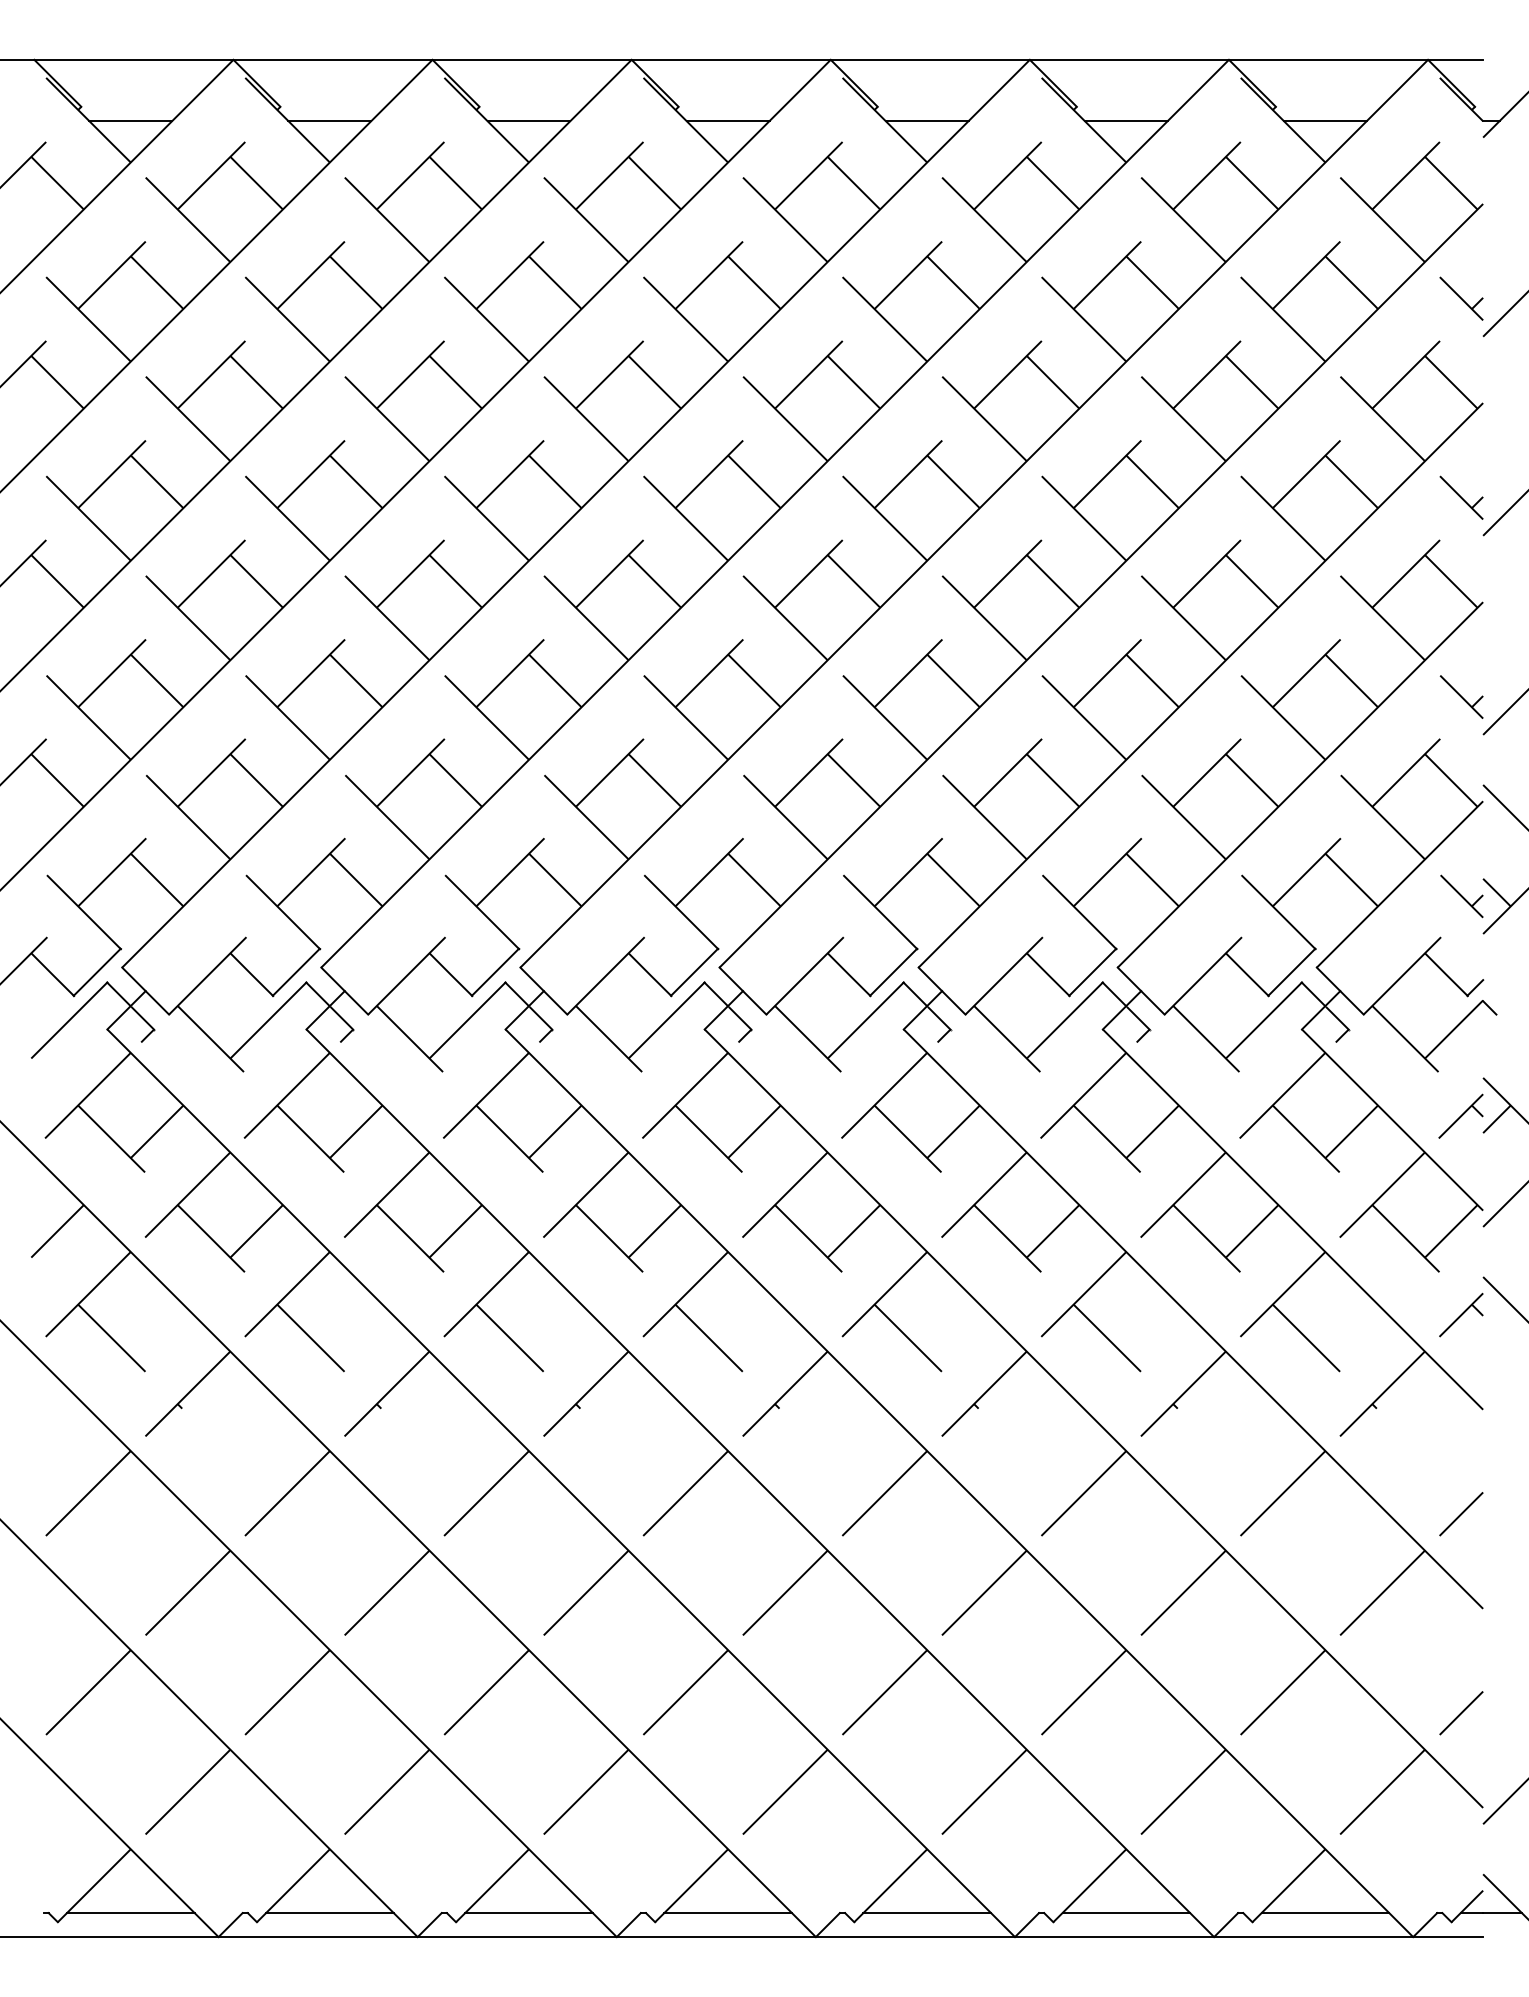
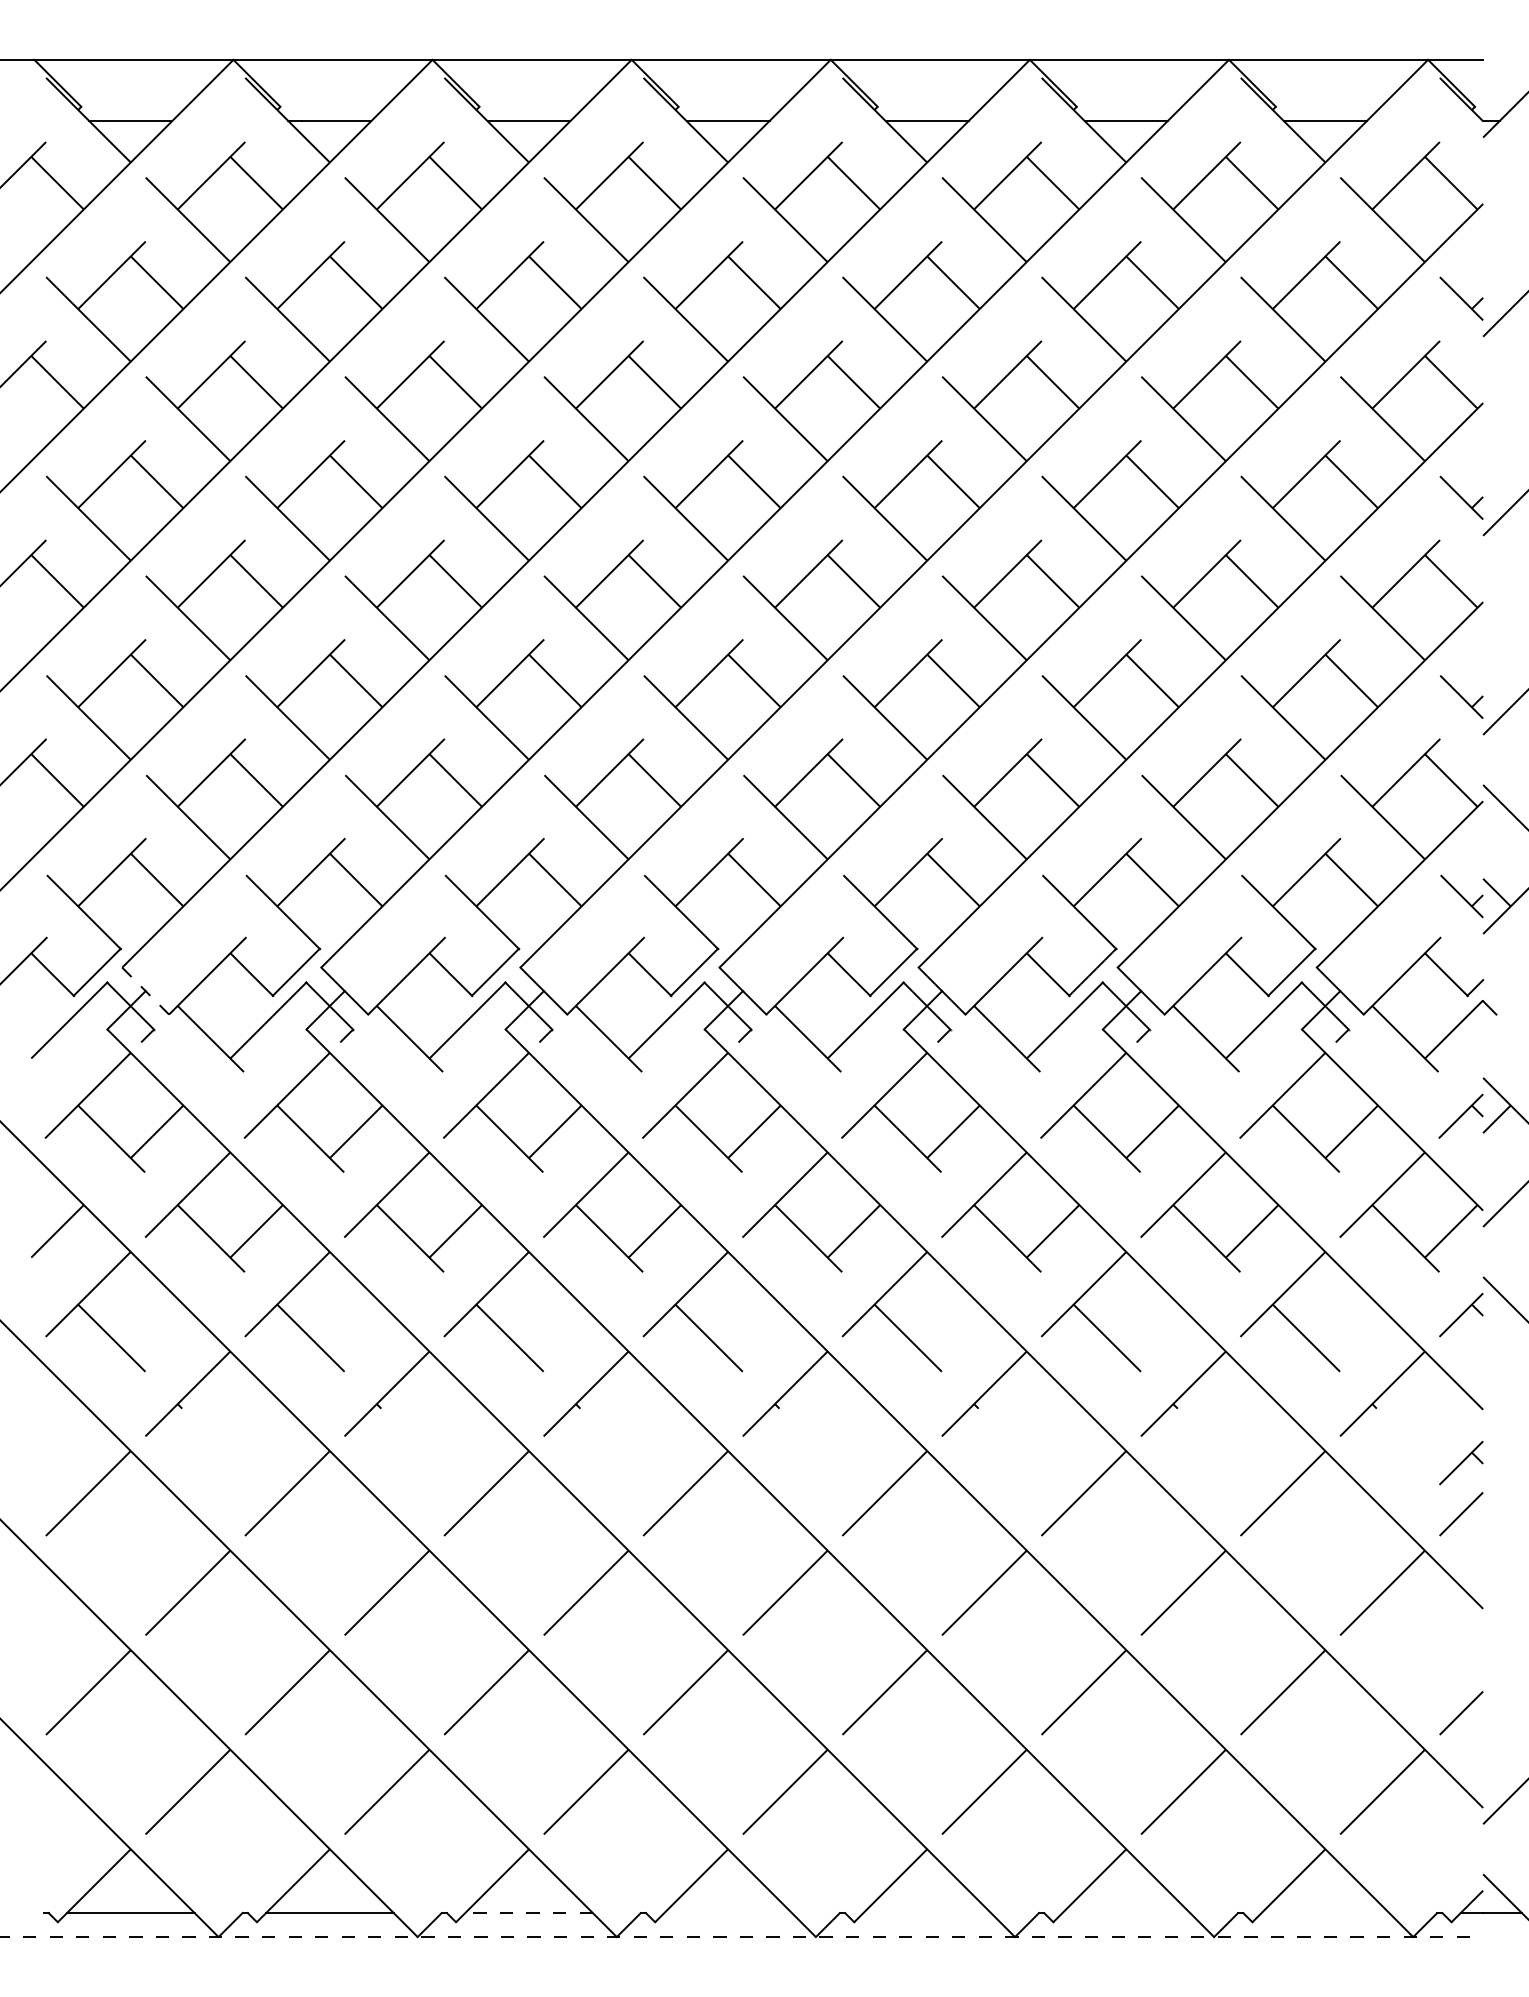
line: solid -> dashed (146, 991)
part: none -> present (1461, 1462)
line: solid -> dashed (529, 1913)
line: present -> none (727, 1913)
line: present -> none (926, 1913)
line: present -> none (1126, 1913)
line: present -> none (1325, 1913)
line: solid -> dashed (741, 1937)
